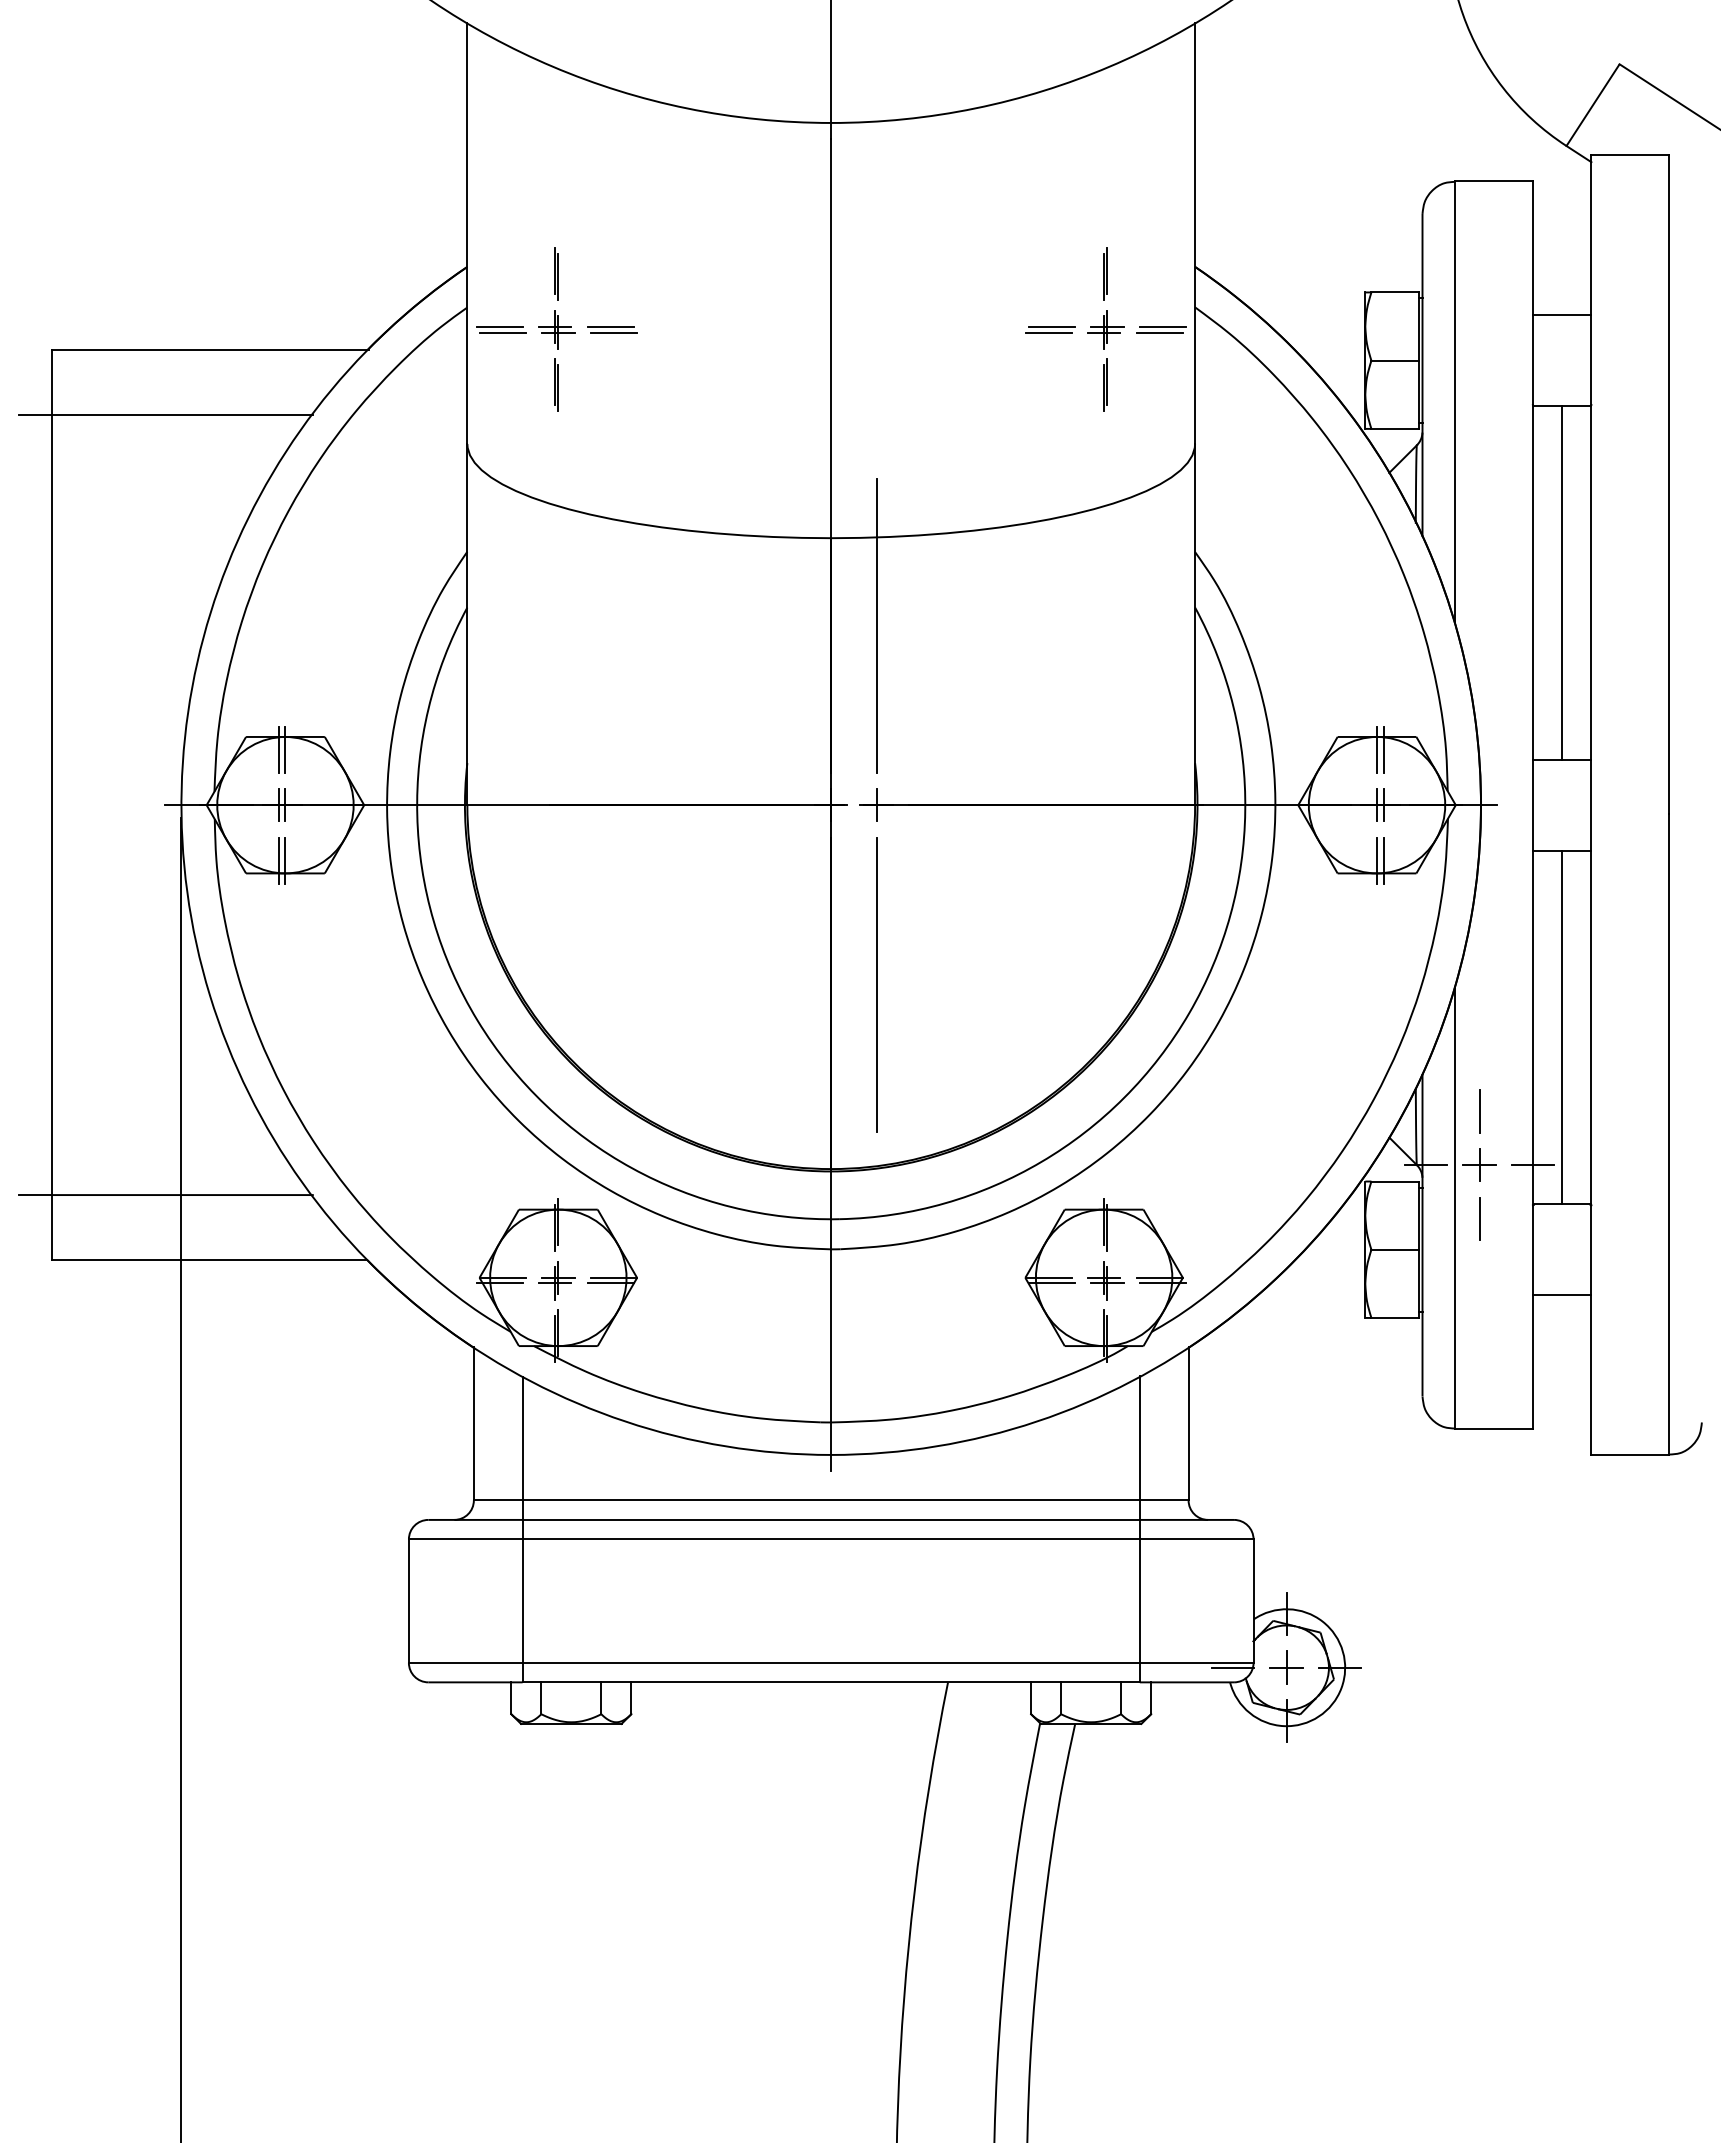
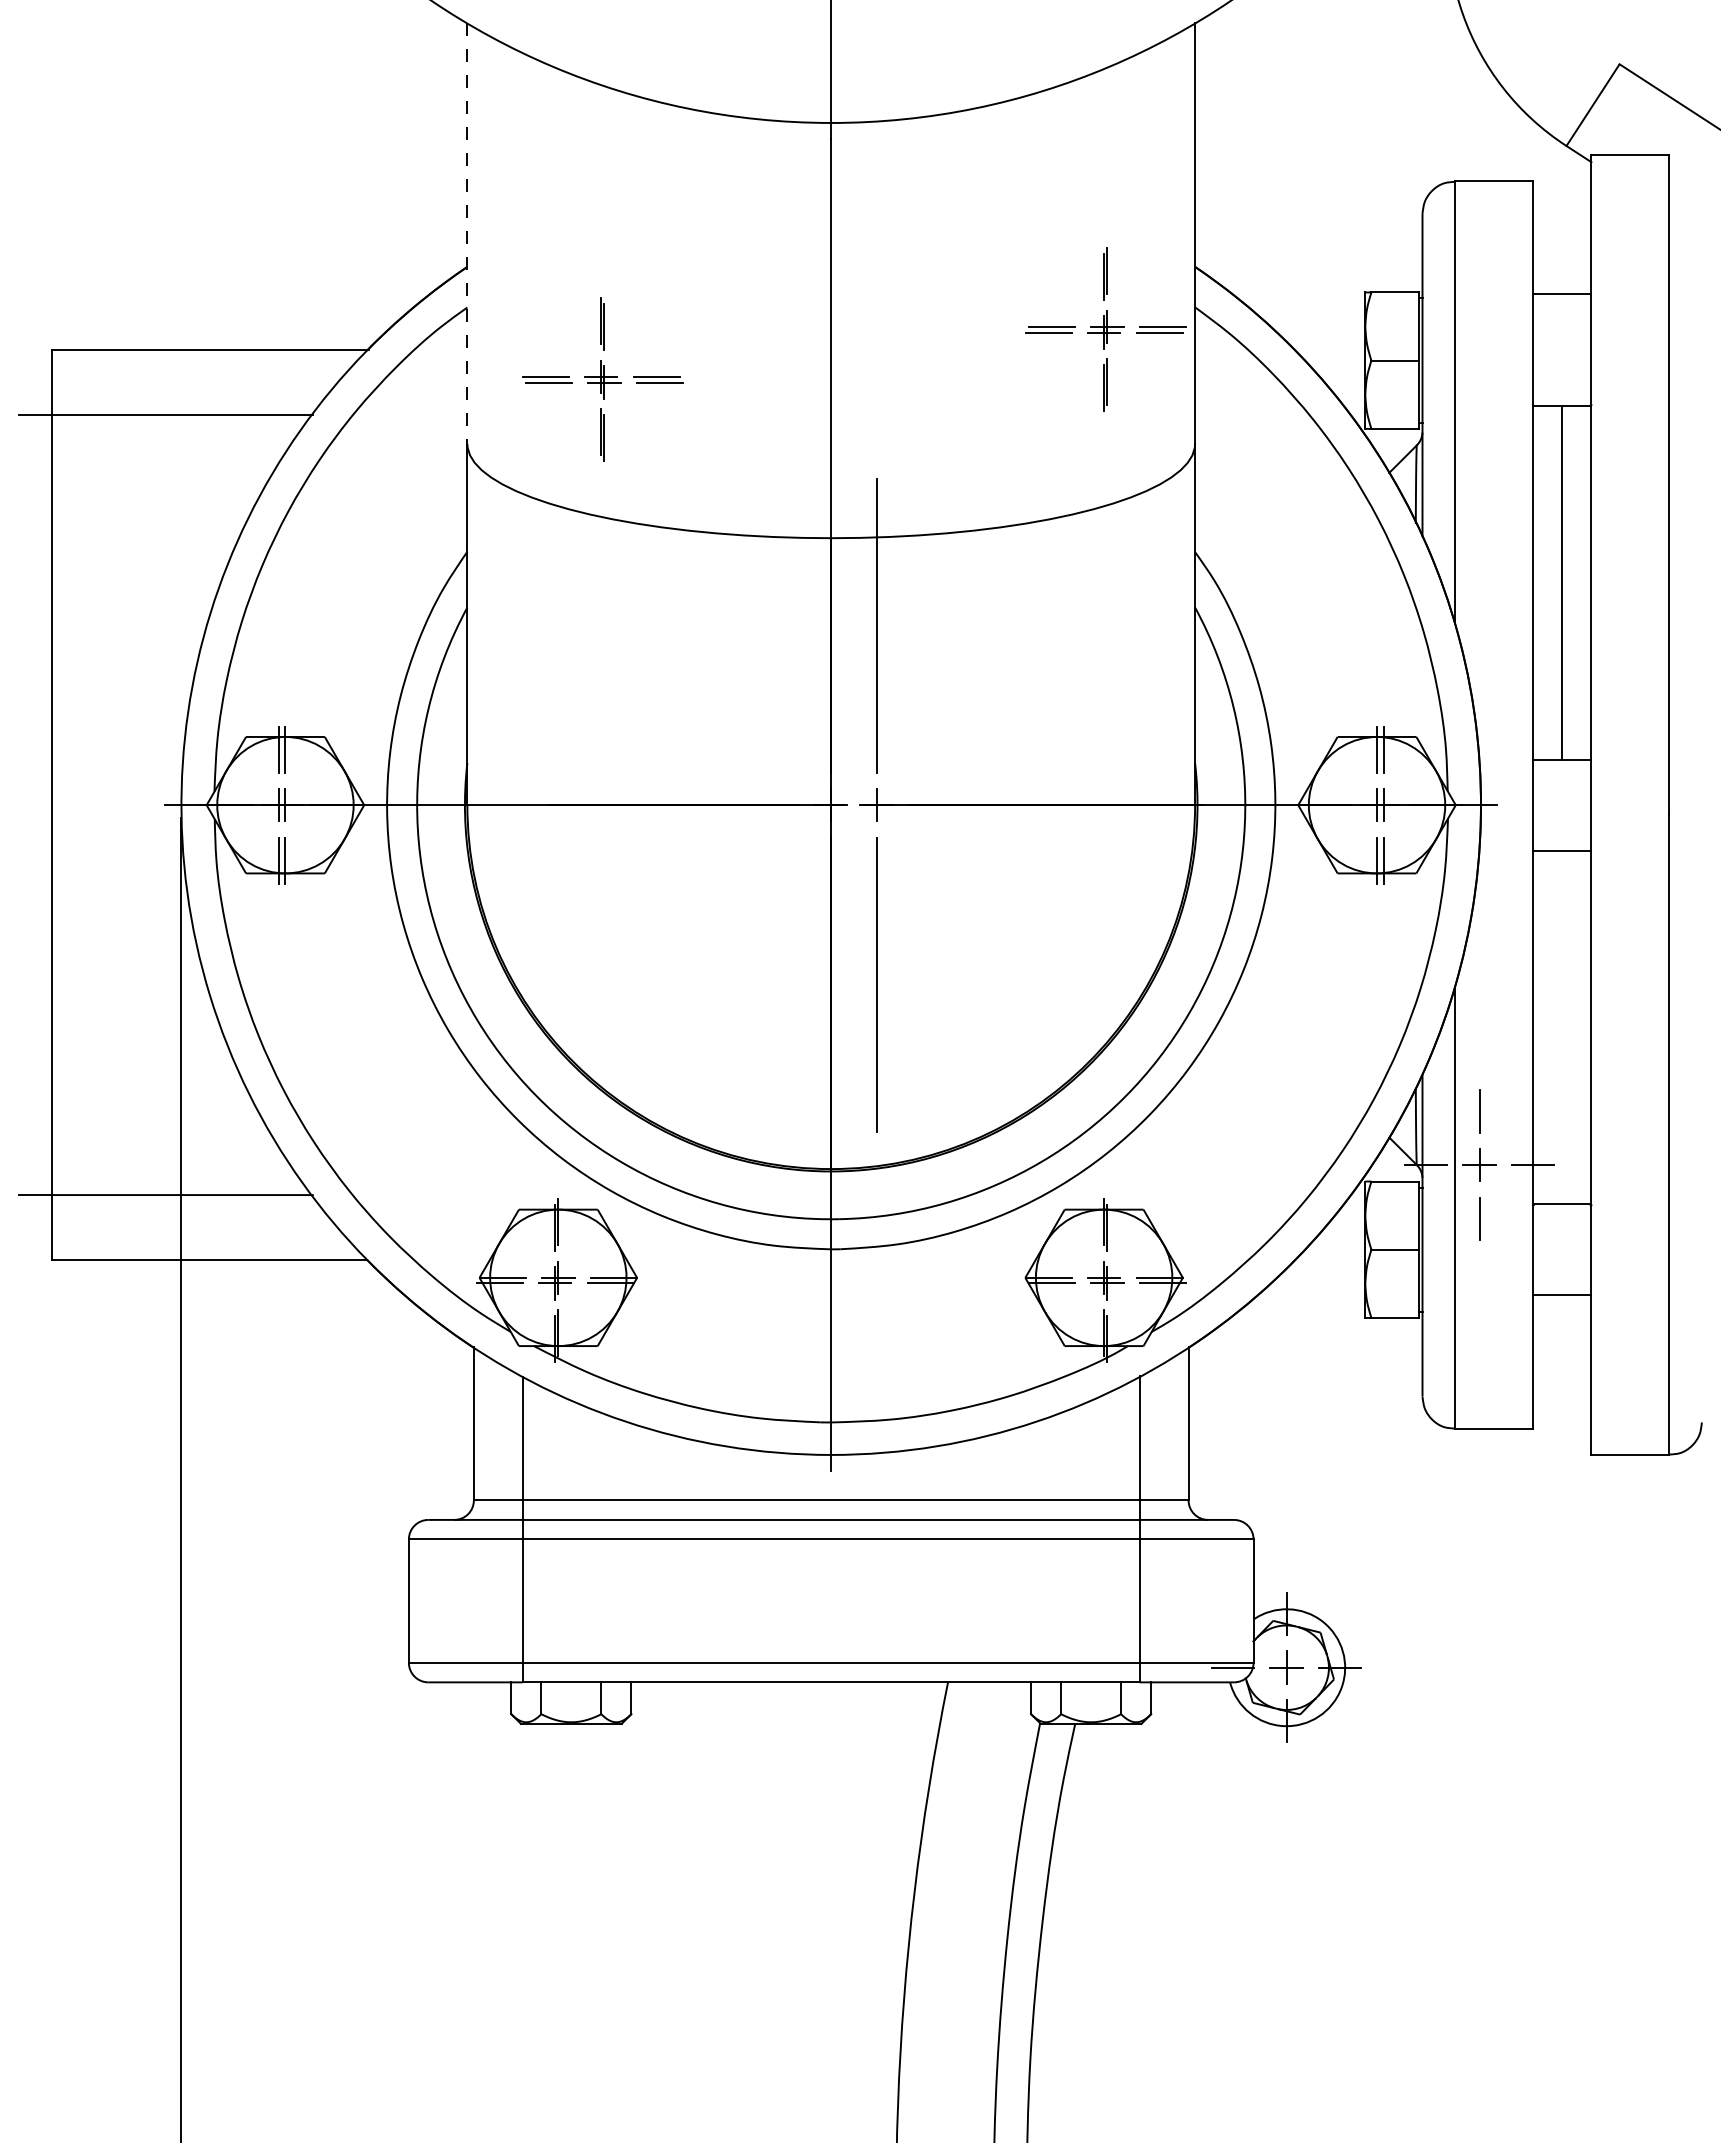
line: solid -> dashed (467, 234)
line position: (1561, 315) -> (1561, 294) (1561, 294)
part position: (556, 329) -> (602, 379) (602, 379)
line: present -> none (1562, 1027)
